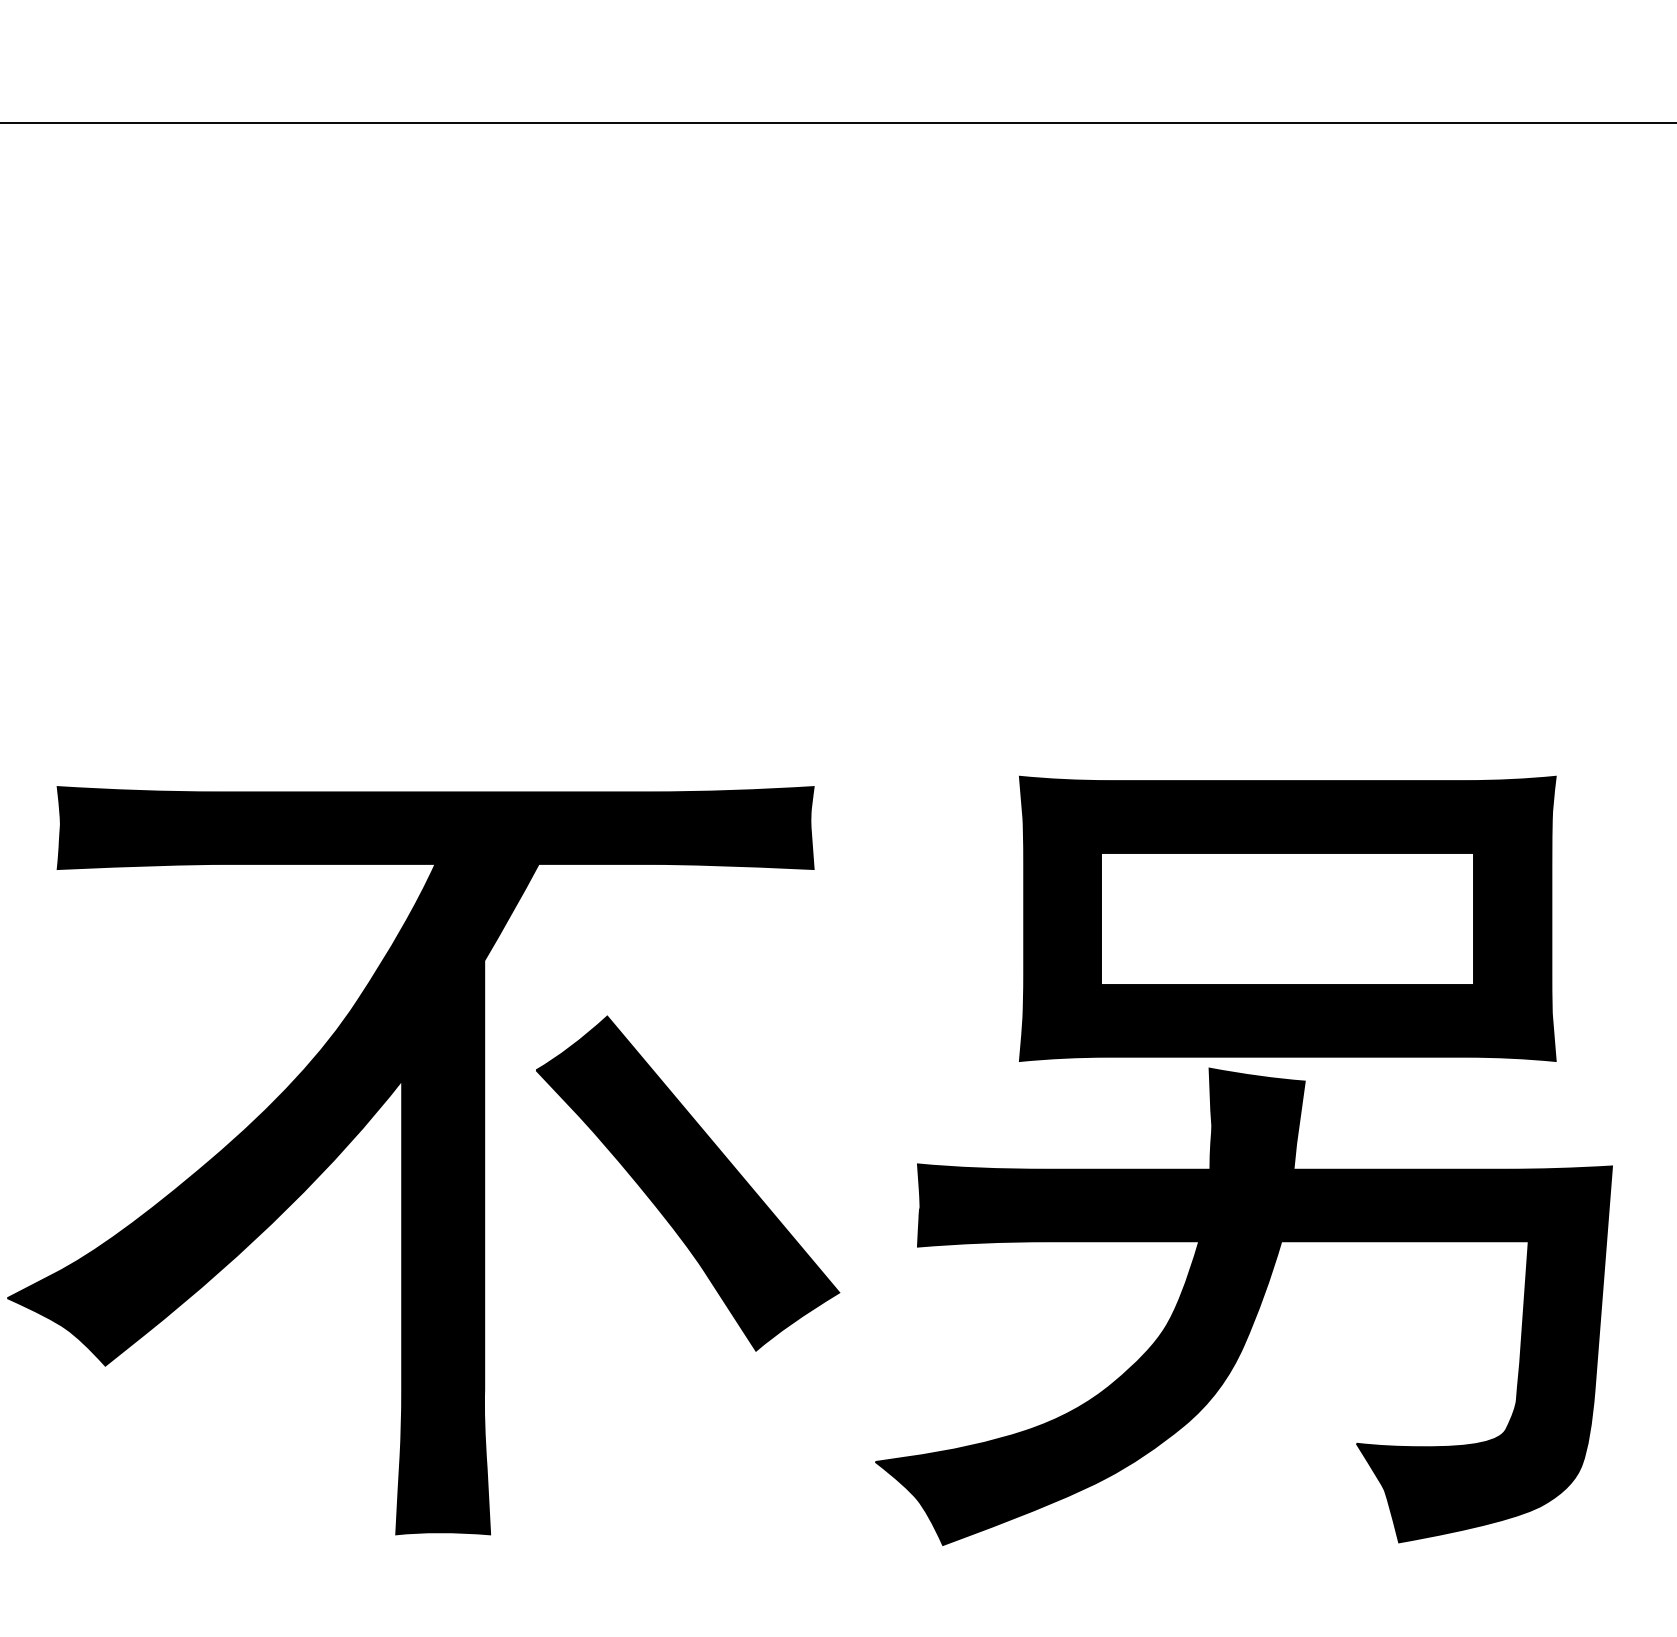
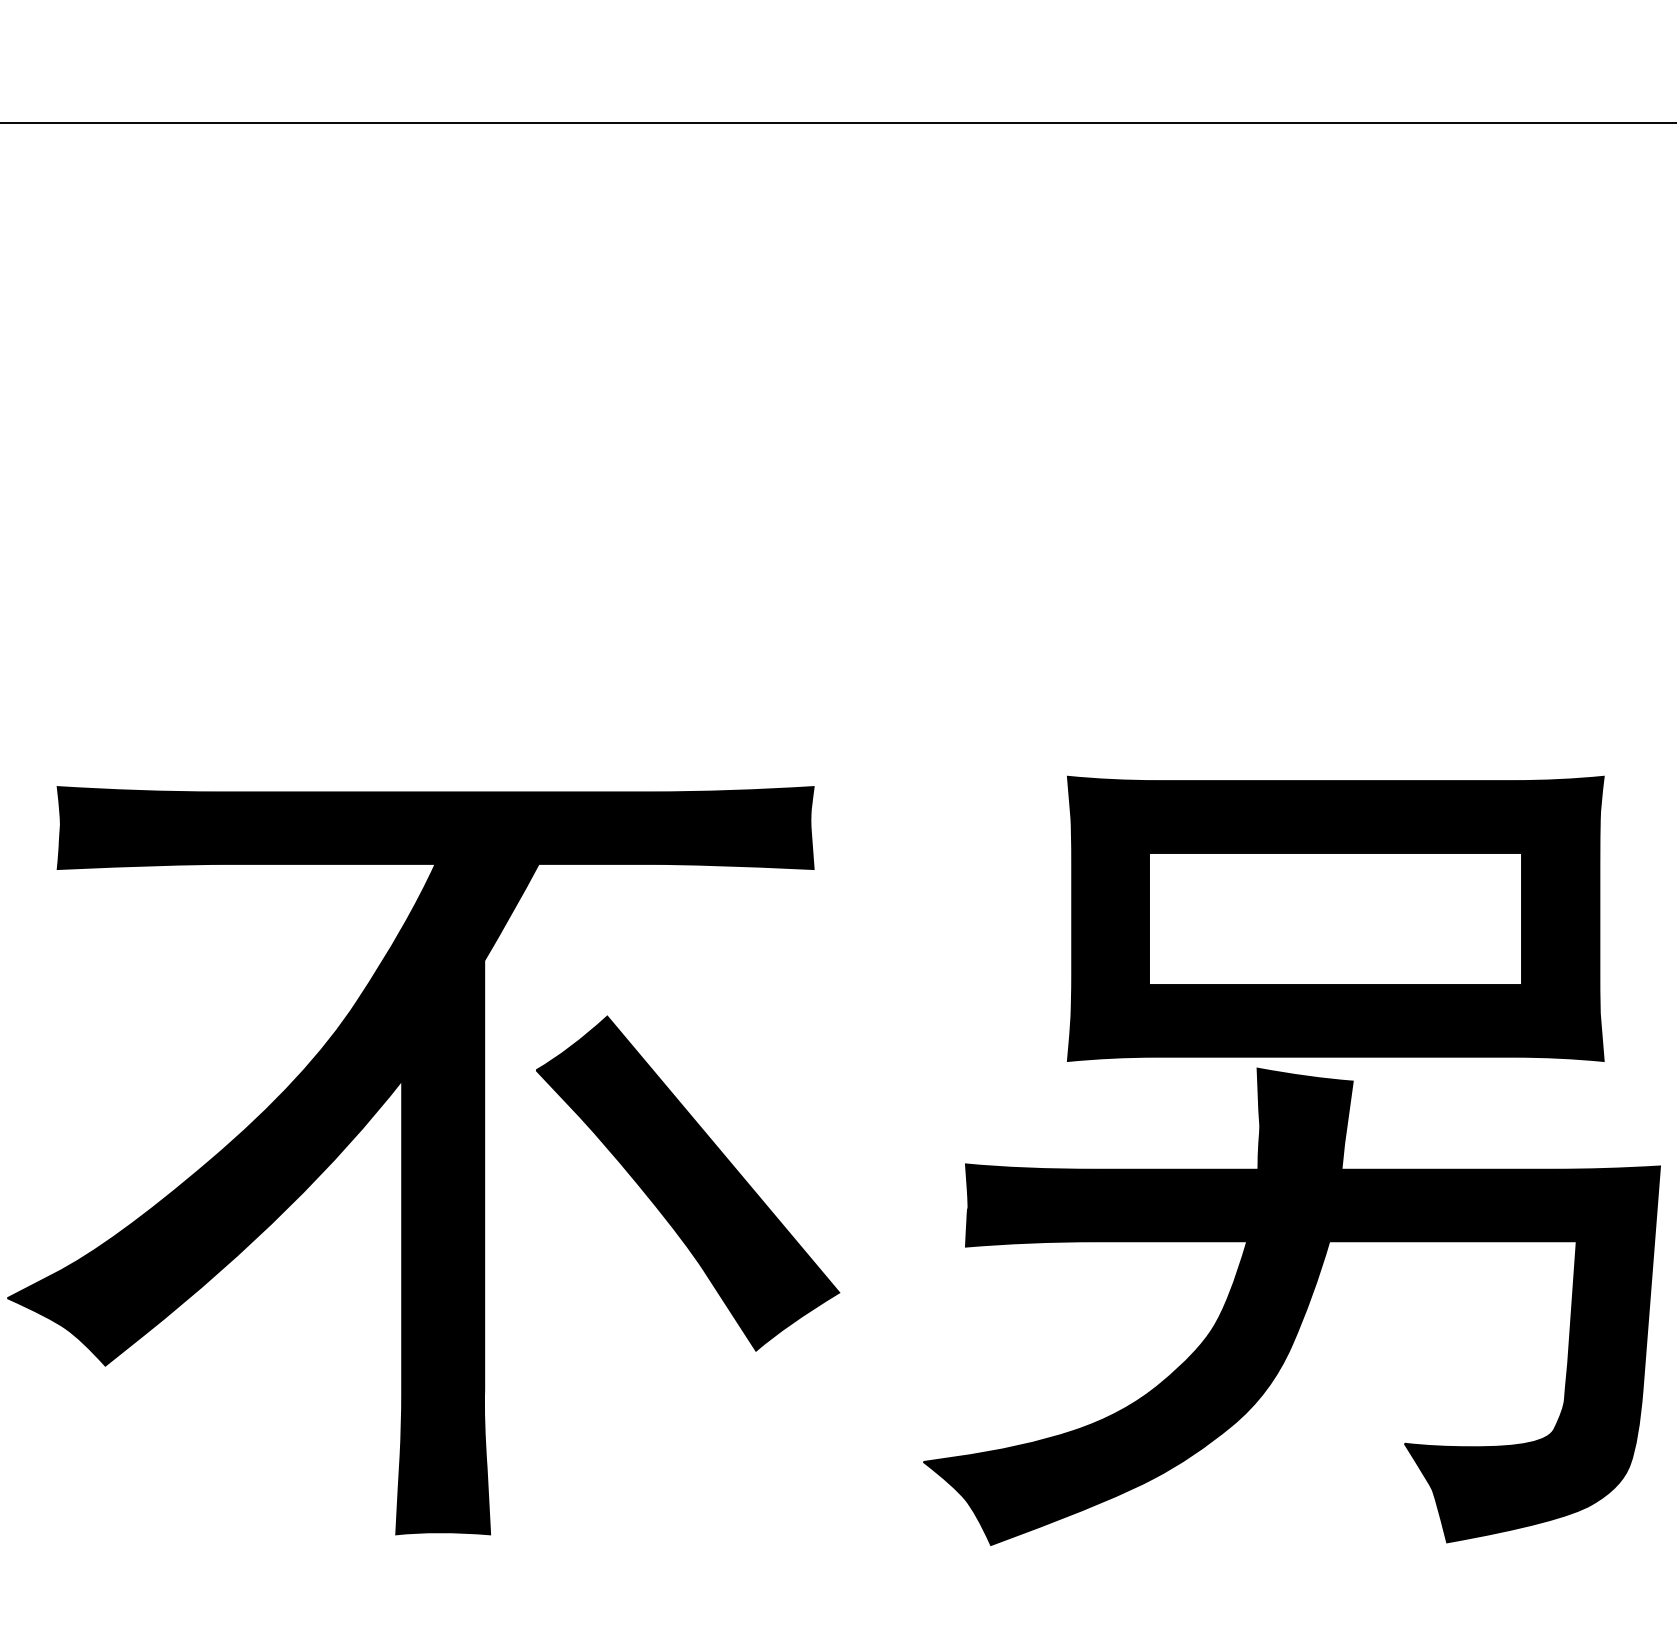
part position: (1243, 1160) -> (1291, 1160) (1291, 1160)
